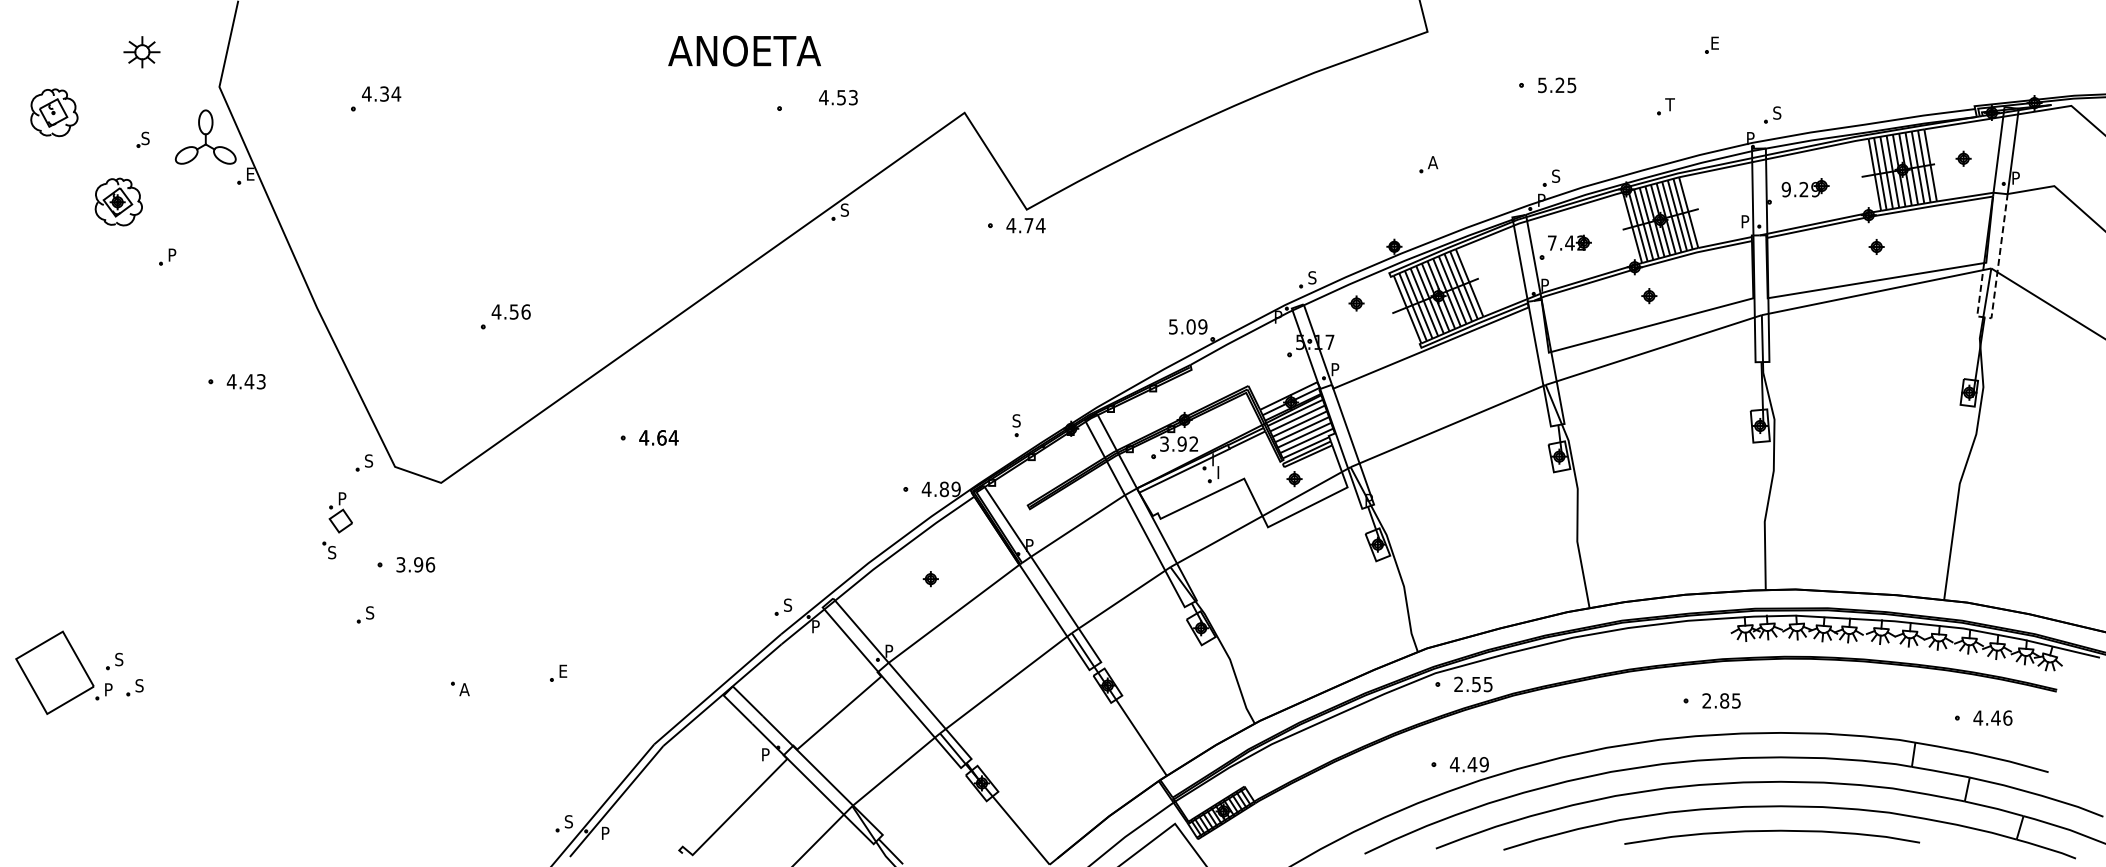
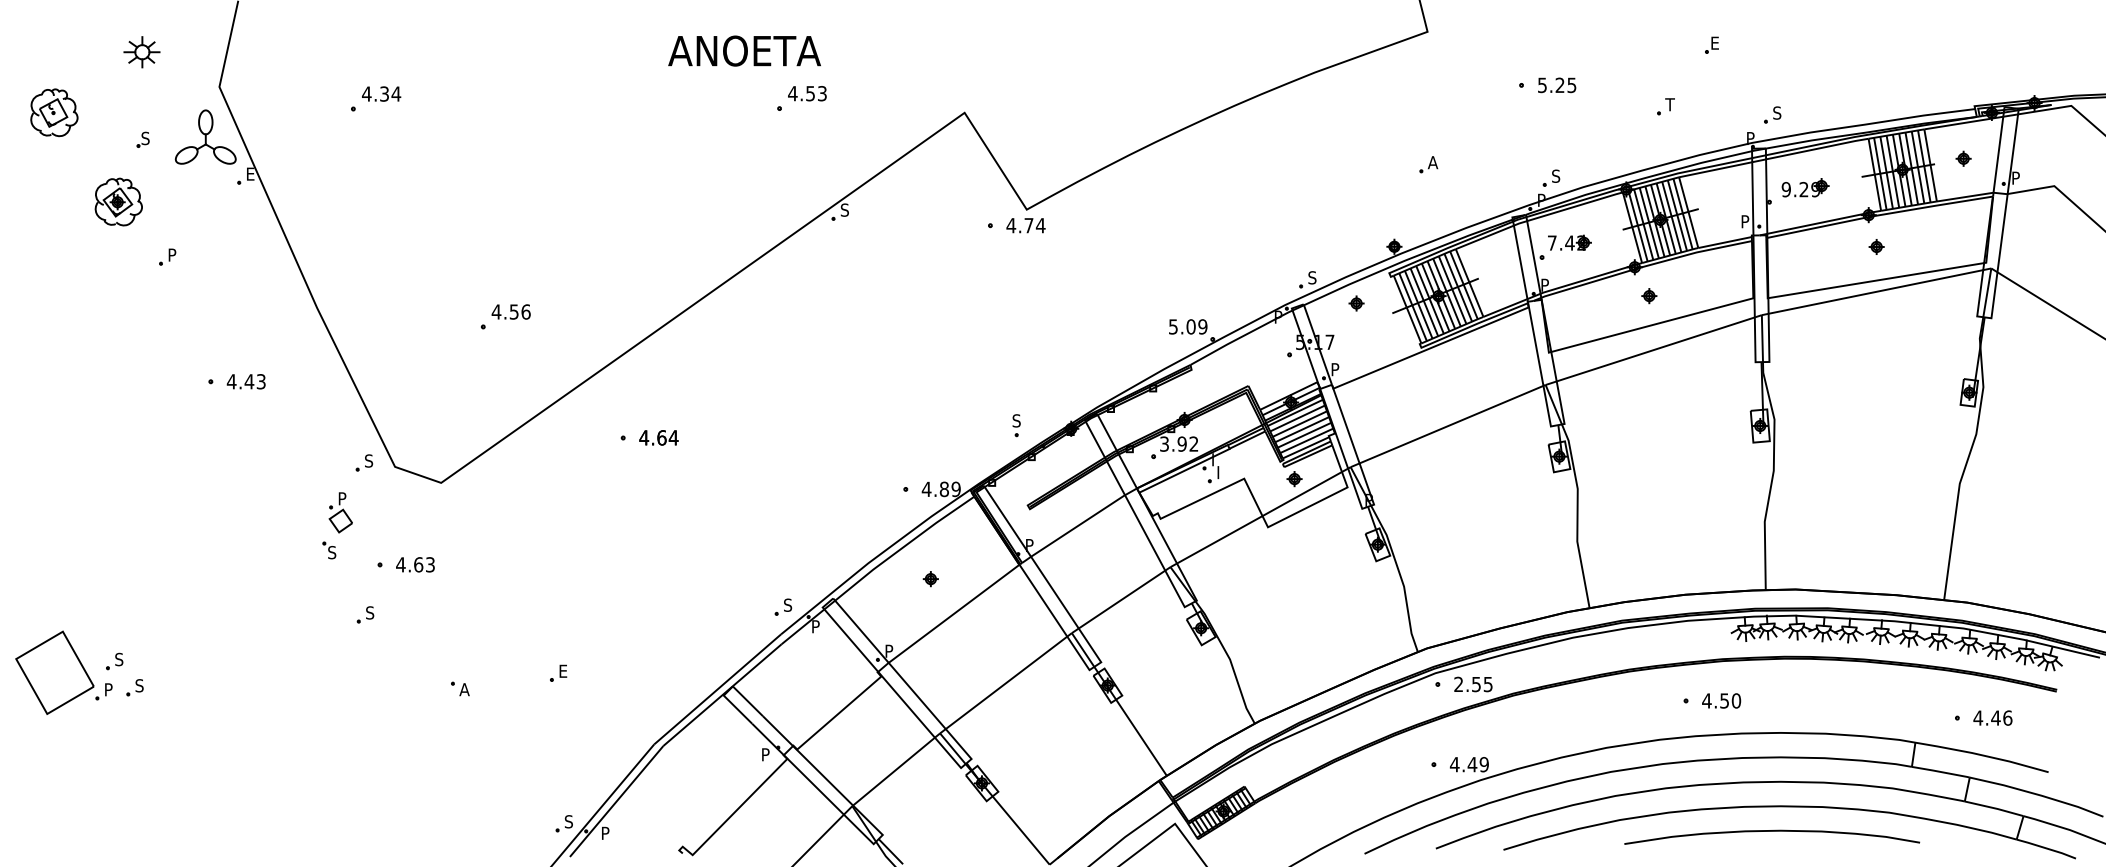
text position: (838, 97) -> (807, 93) (807, 93)
line: dashed -> solid (1995, 290)
text: 3.96 -> 4.63 (415, 564)
text: 2.85 -> 4.50 (1721, 700)
